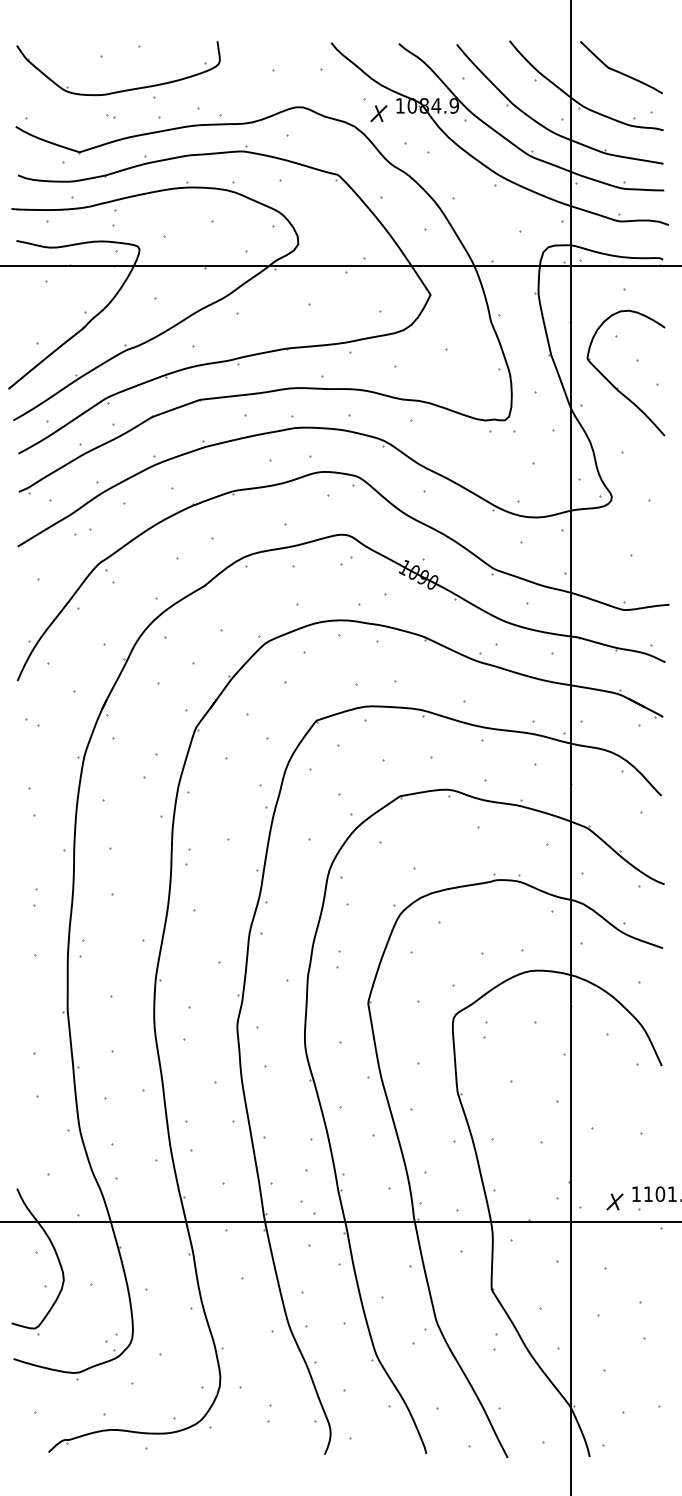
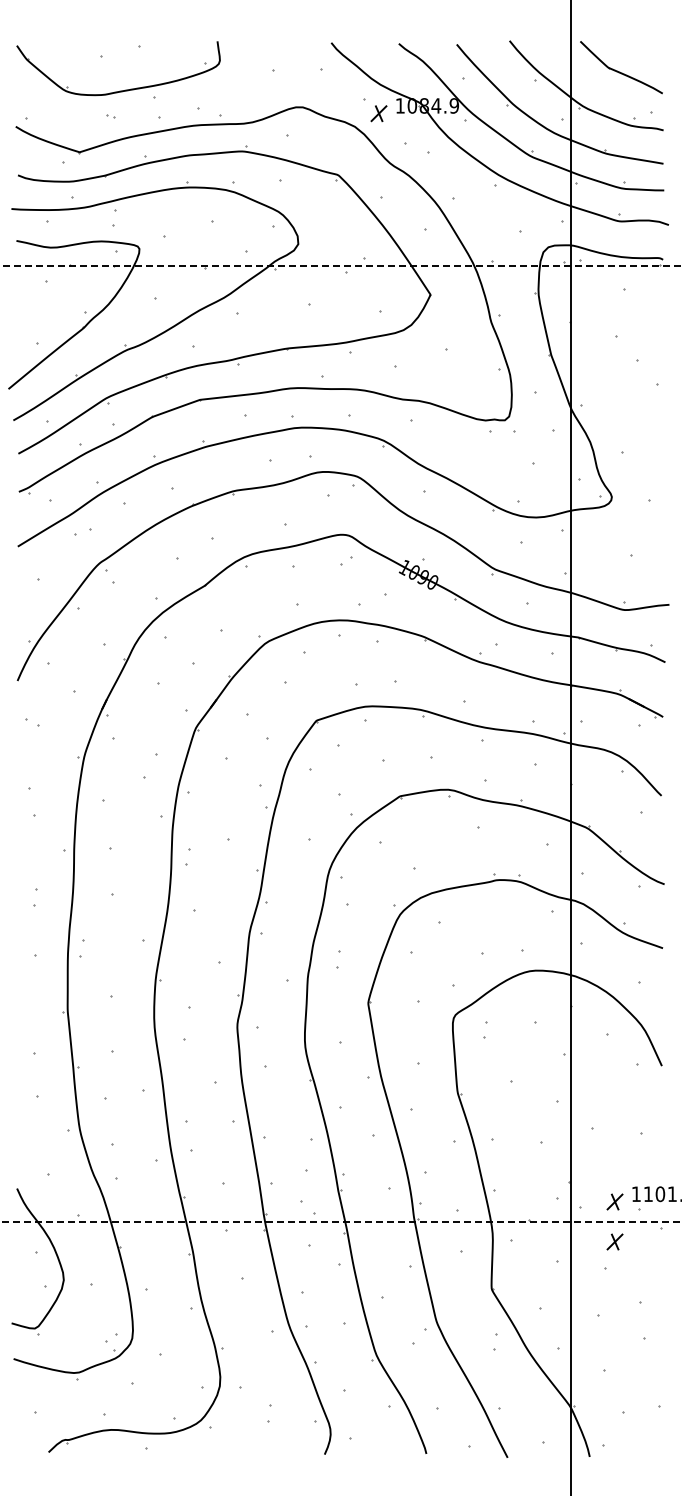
line: solid -> dashed (341, 265)
part: present -> none (613, 384)
line: solid -> dashed (340, 1221)
part: none -> present (614, 1241)
